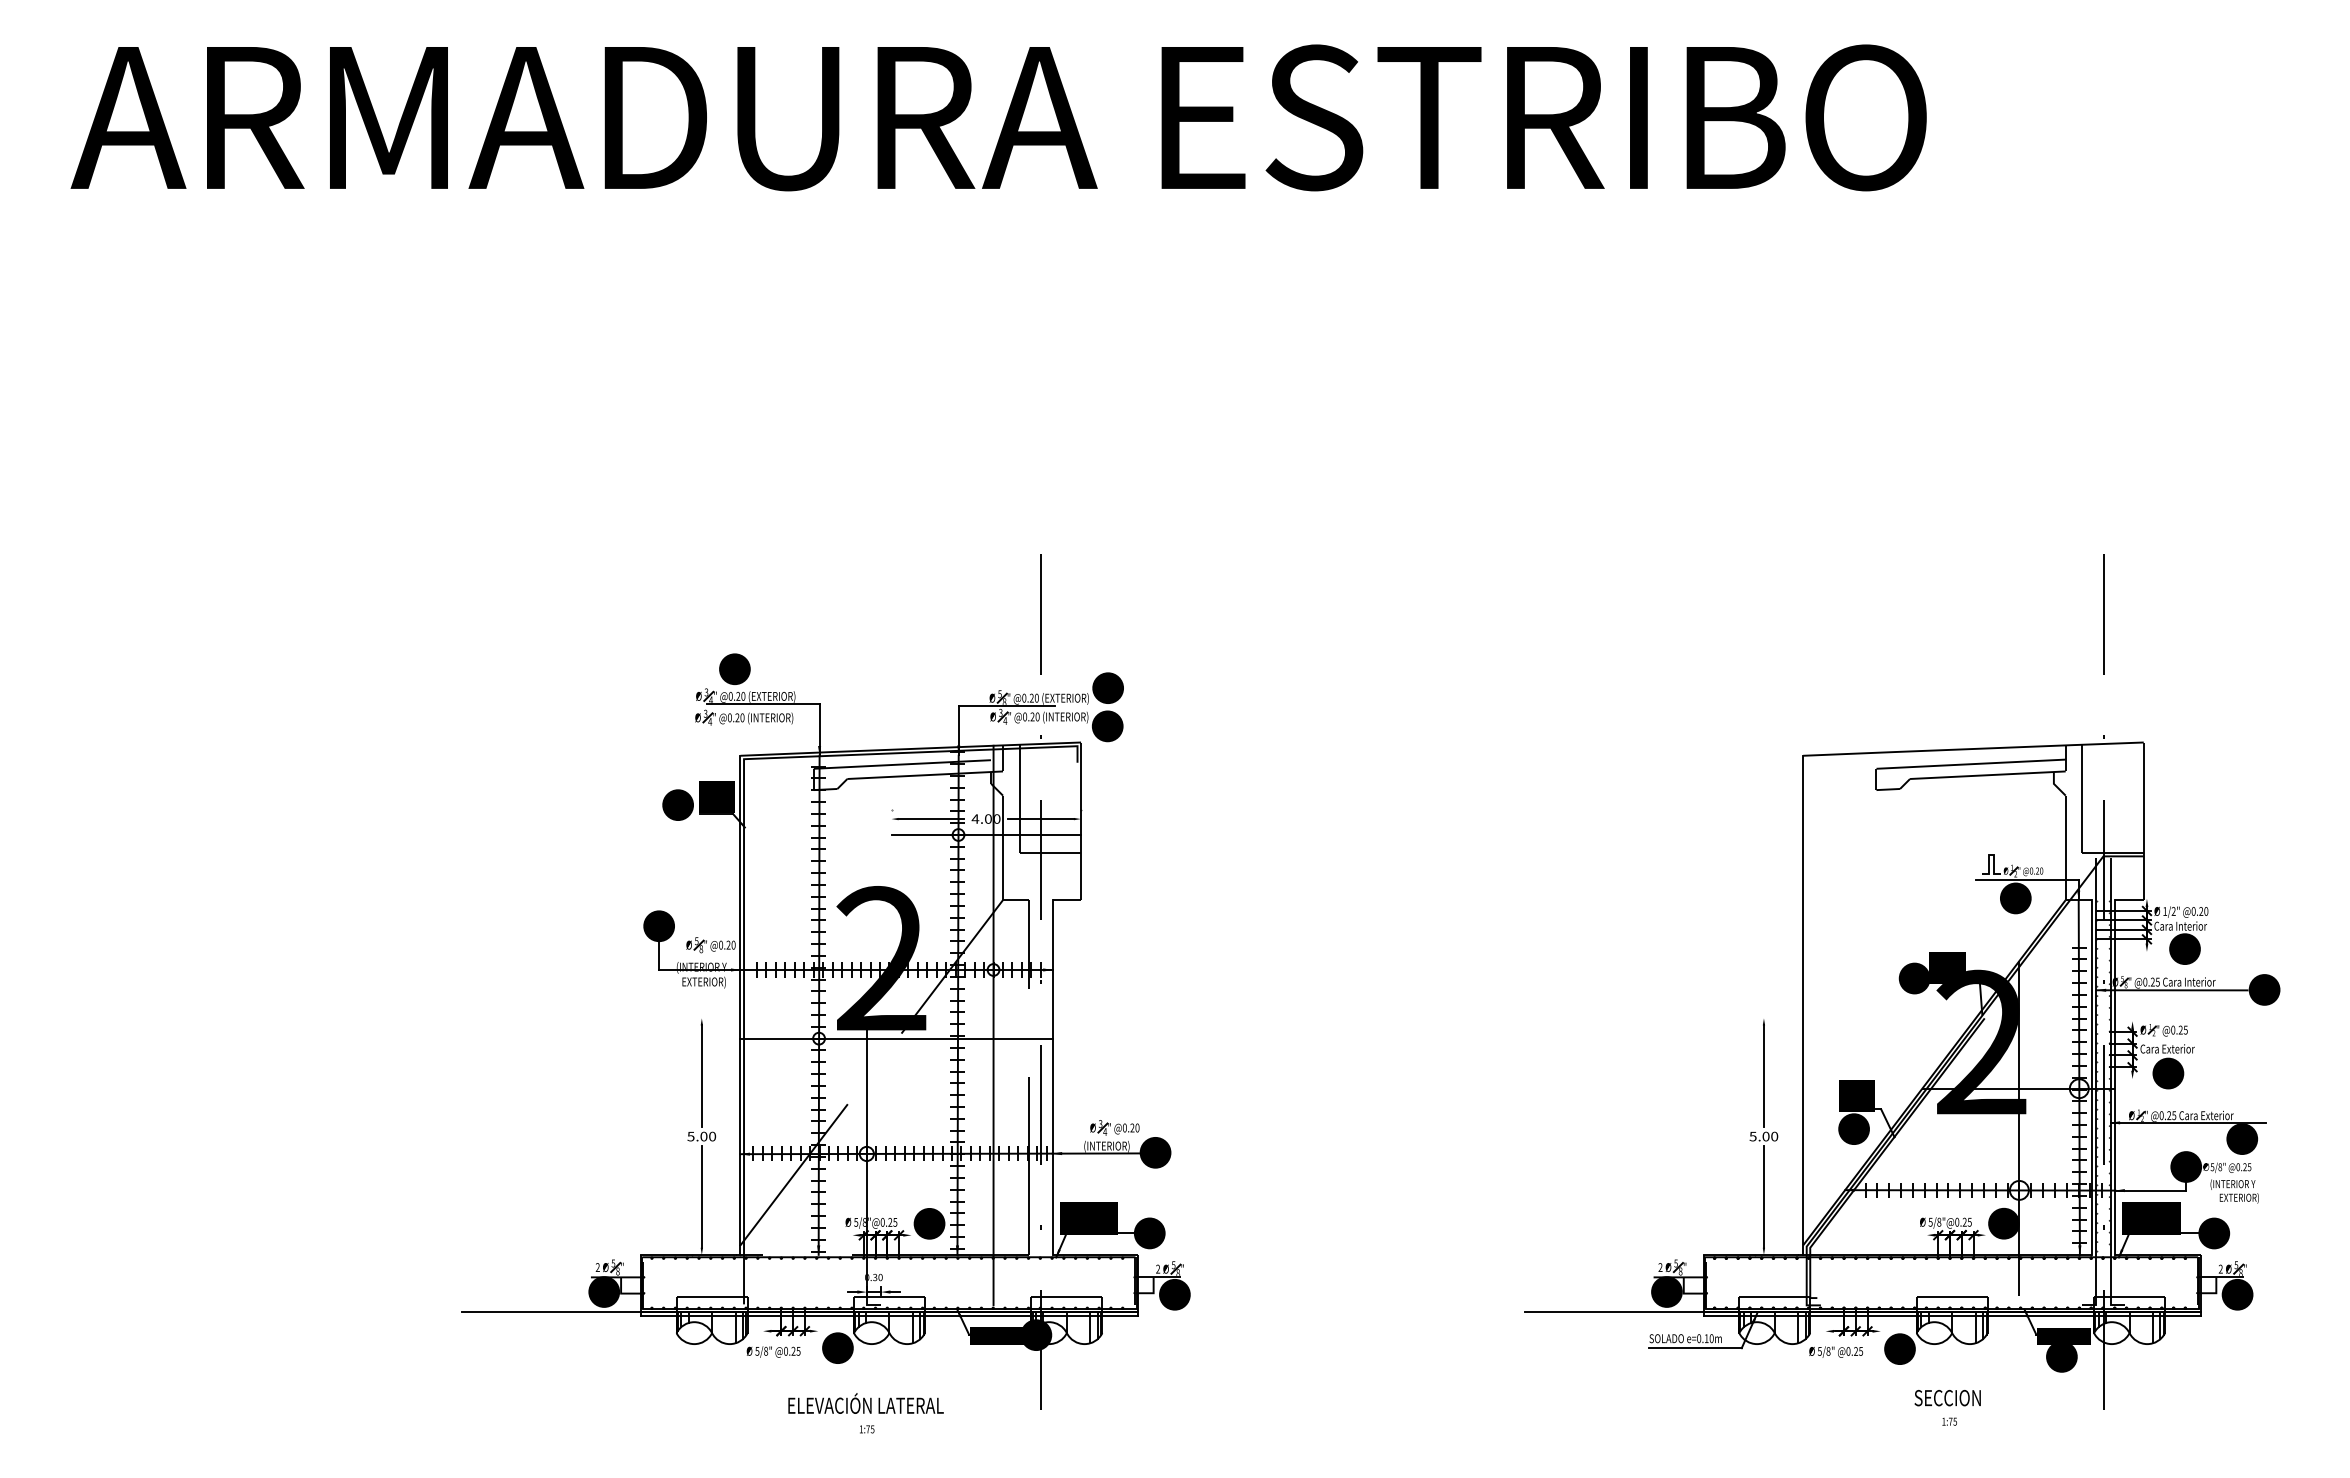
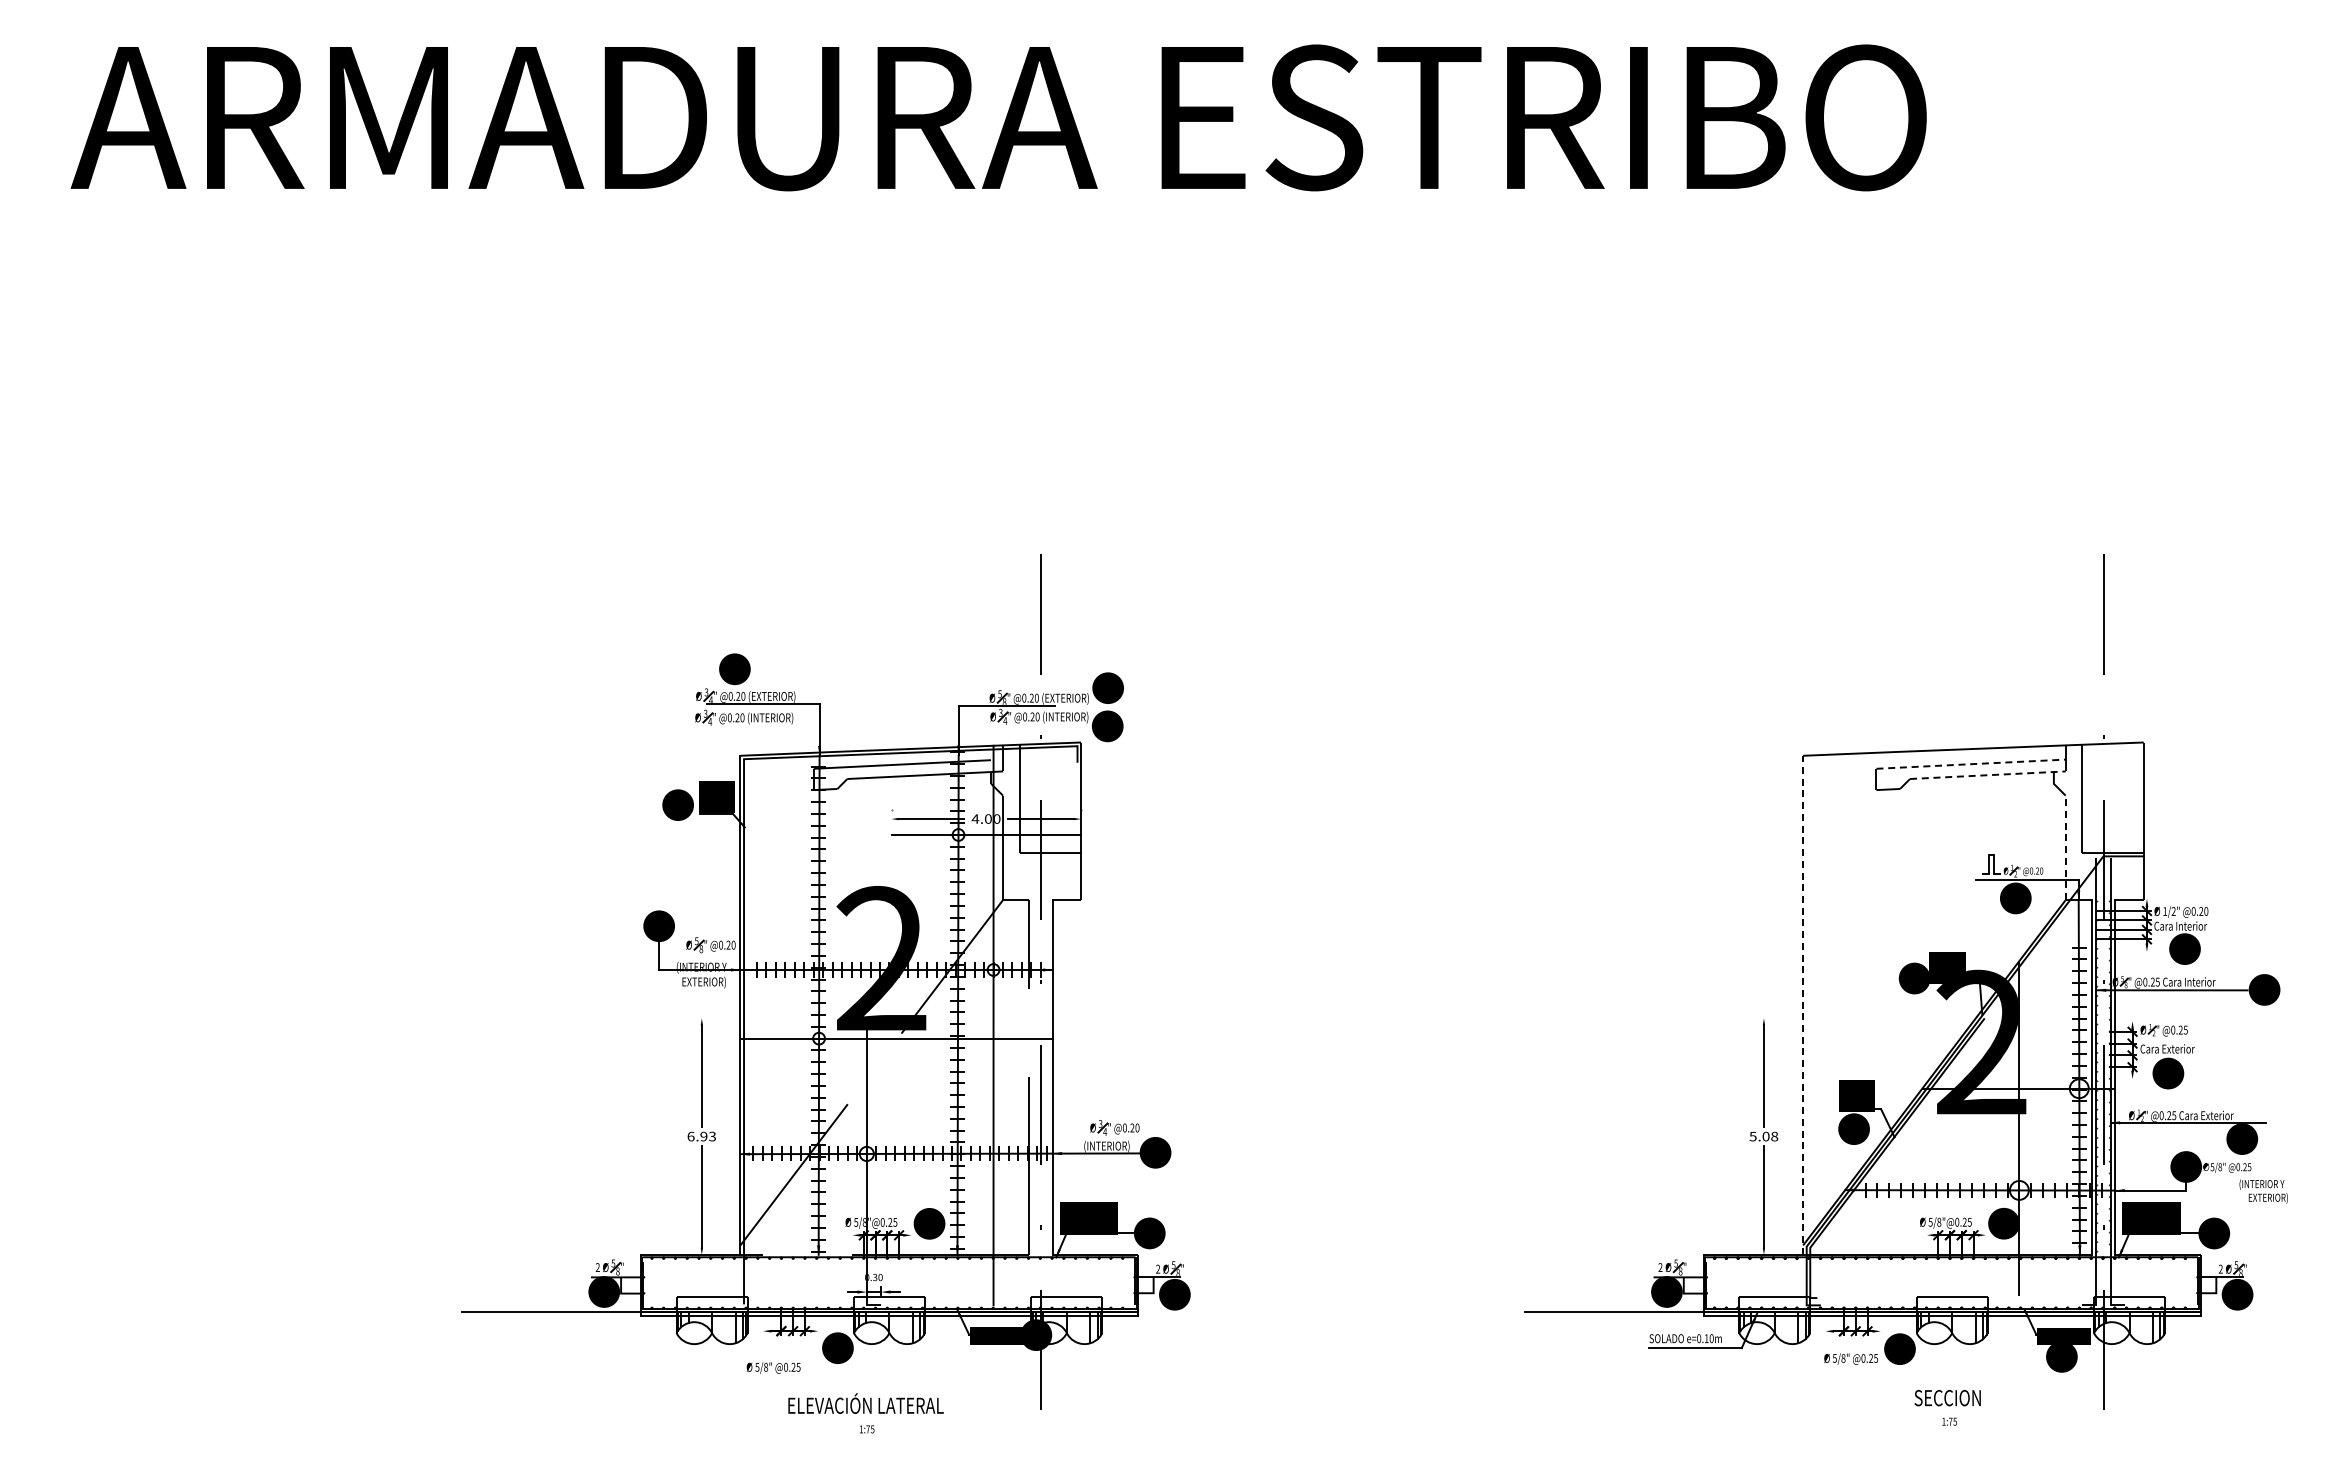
line: solid -> dashed (1971, 764)
line: solid -> dashed (1987, 775)
line: solid -> dashed (2065, 847)
line: solid -> dashed (1803, 1005)
text: 5.00 -> 6.93 (701, 1136)
text: 5.00 -> 5.08 (1774, 1136)
text position: (2234, 1191) -> (2263, 1191) (2263, 1191)
text position: (773, 1351) -> (773, 1367) (773, 1367)
text position: (1835, 1351) -> (1850, 1358) (1850, 1358)
